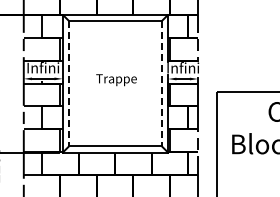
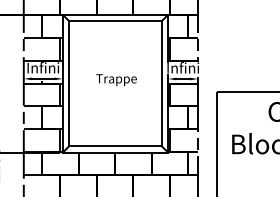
line: dashed -> solid (69, 84)
line: dashed -> solid (161, 84)
